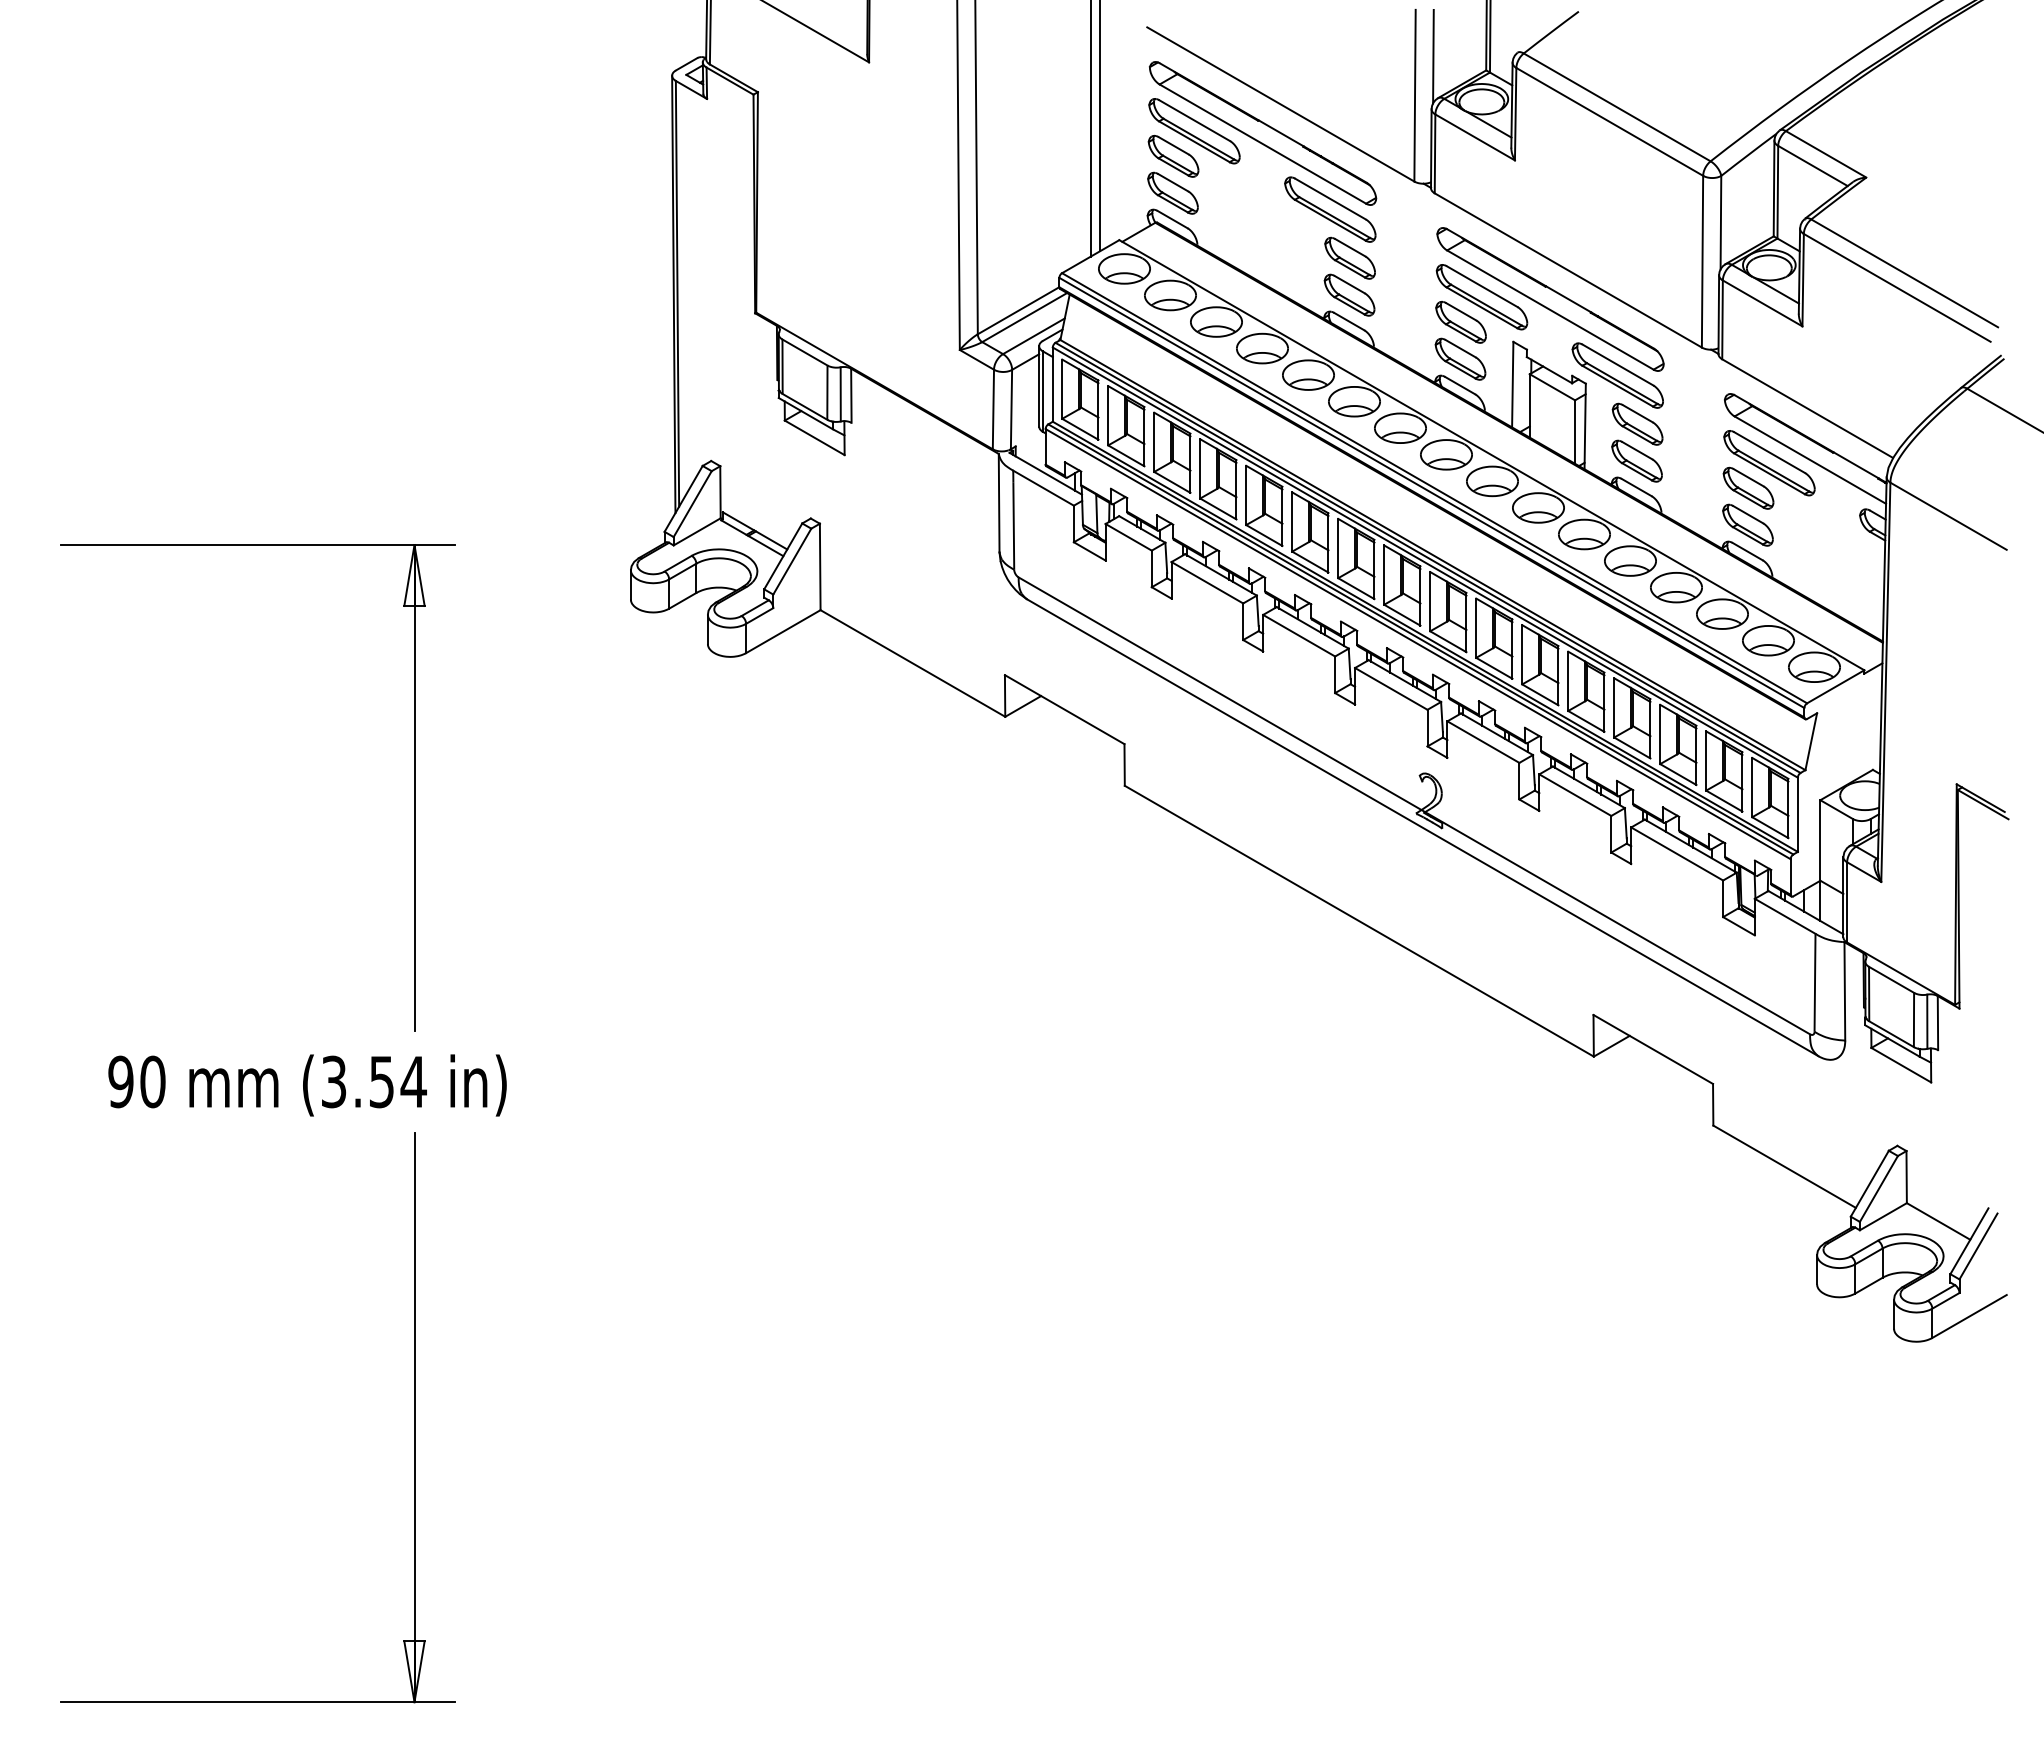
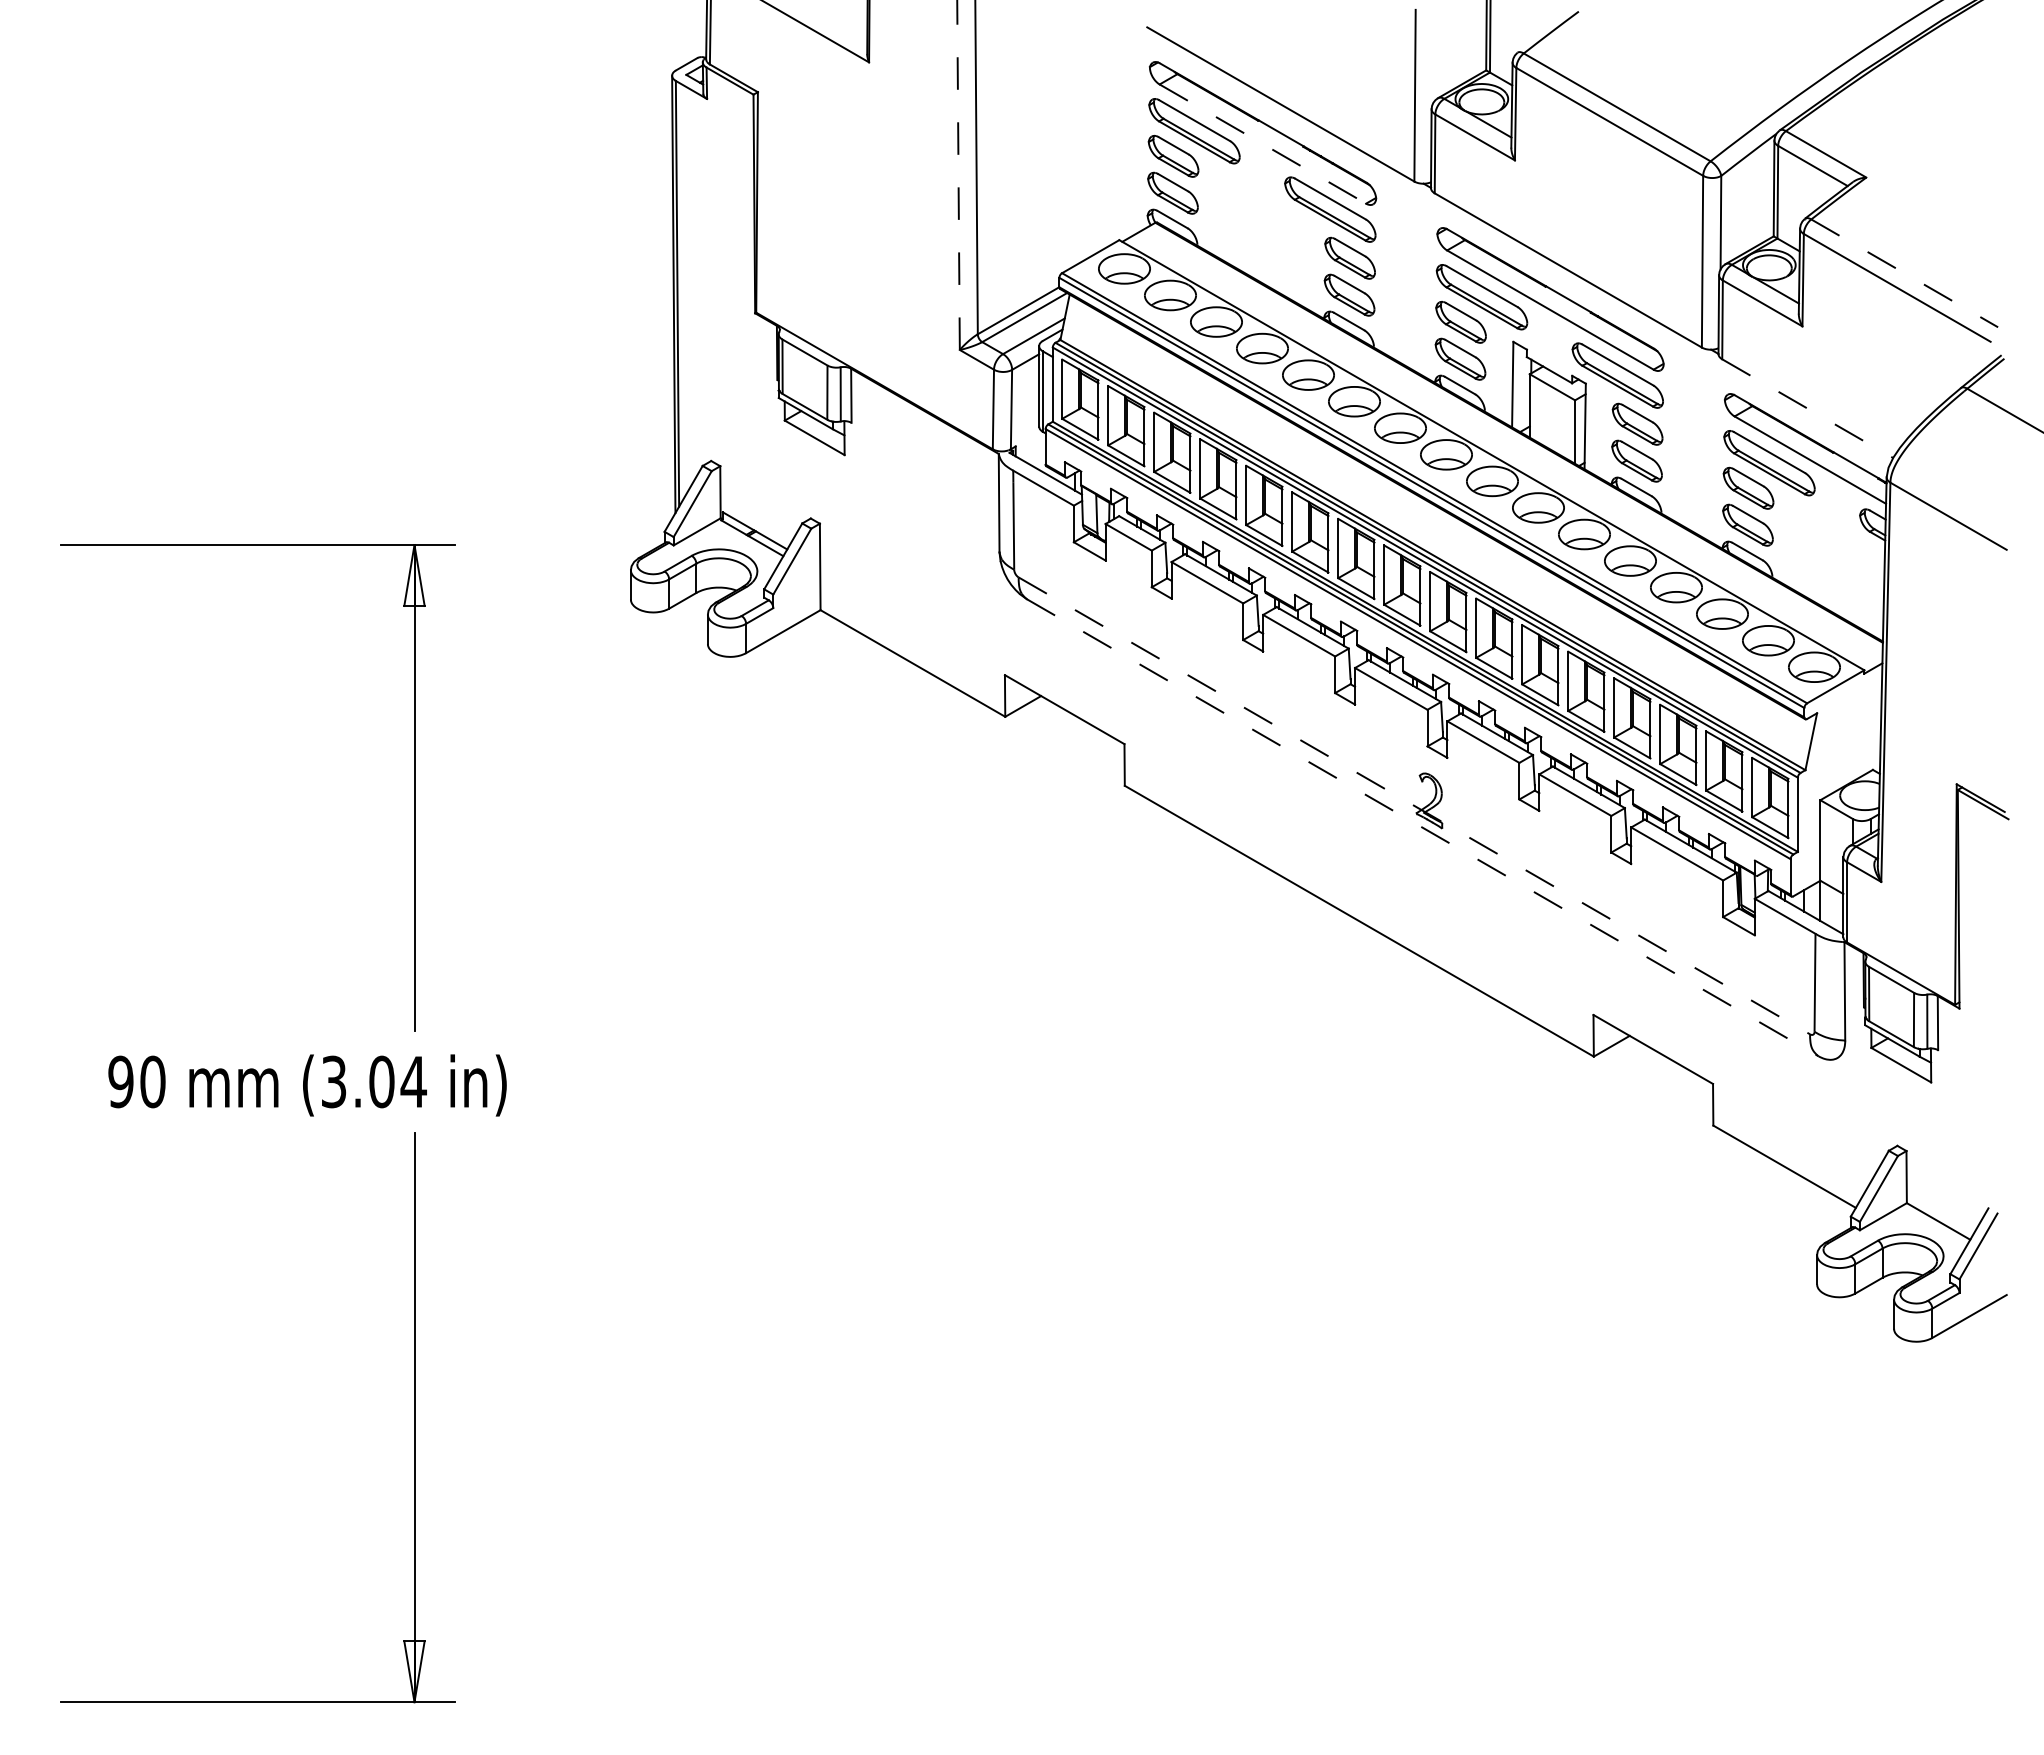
line: present -> none (1433, 56)
line: present -> none (1099, 126)
line: present -> none (1090, 129)
line: solid -> dashed (1263, 144)
line: solid -> dashed (958, 175)
line: solid -> dashed (1904, 273)
line: solid -> dashed (1807, 408)
line: solid -> dashed (1414, 805)
line: solid -> dashed (1422, 827)
text: (3.54 -> (3.04 (381, 1081)
